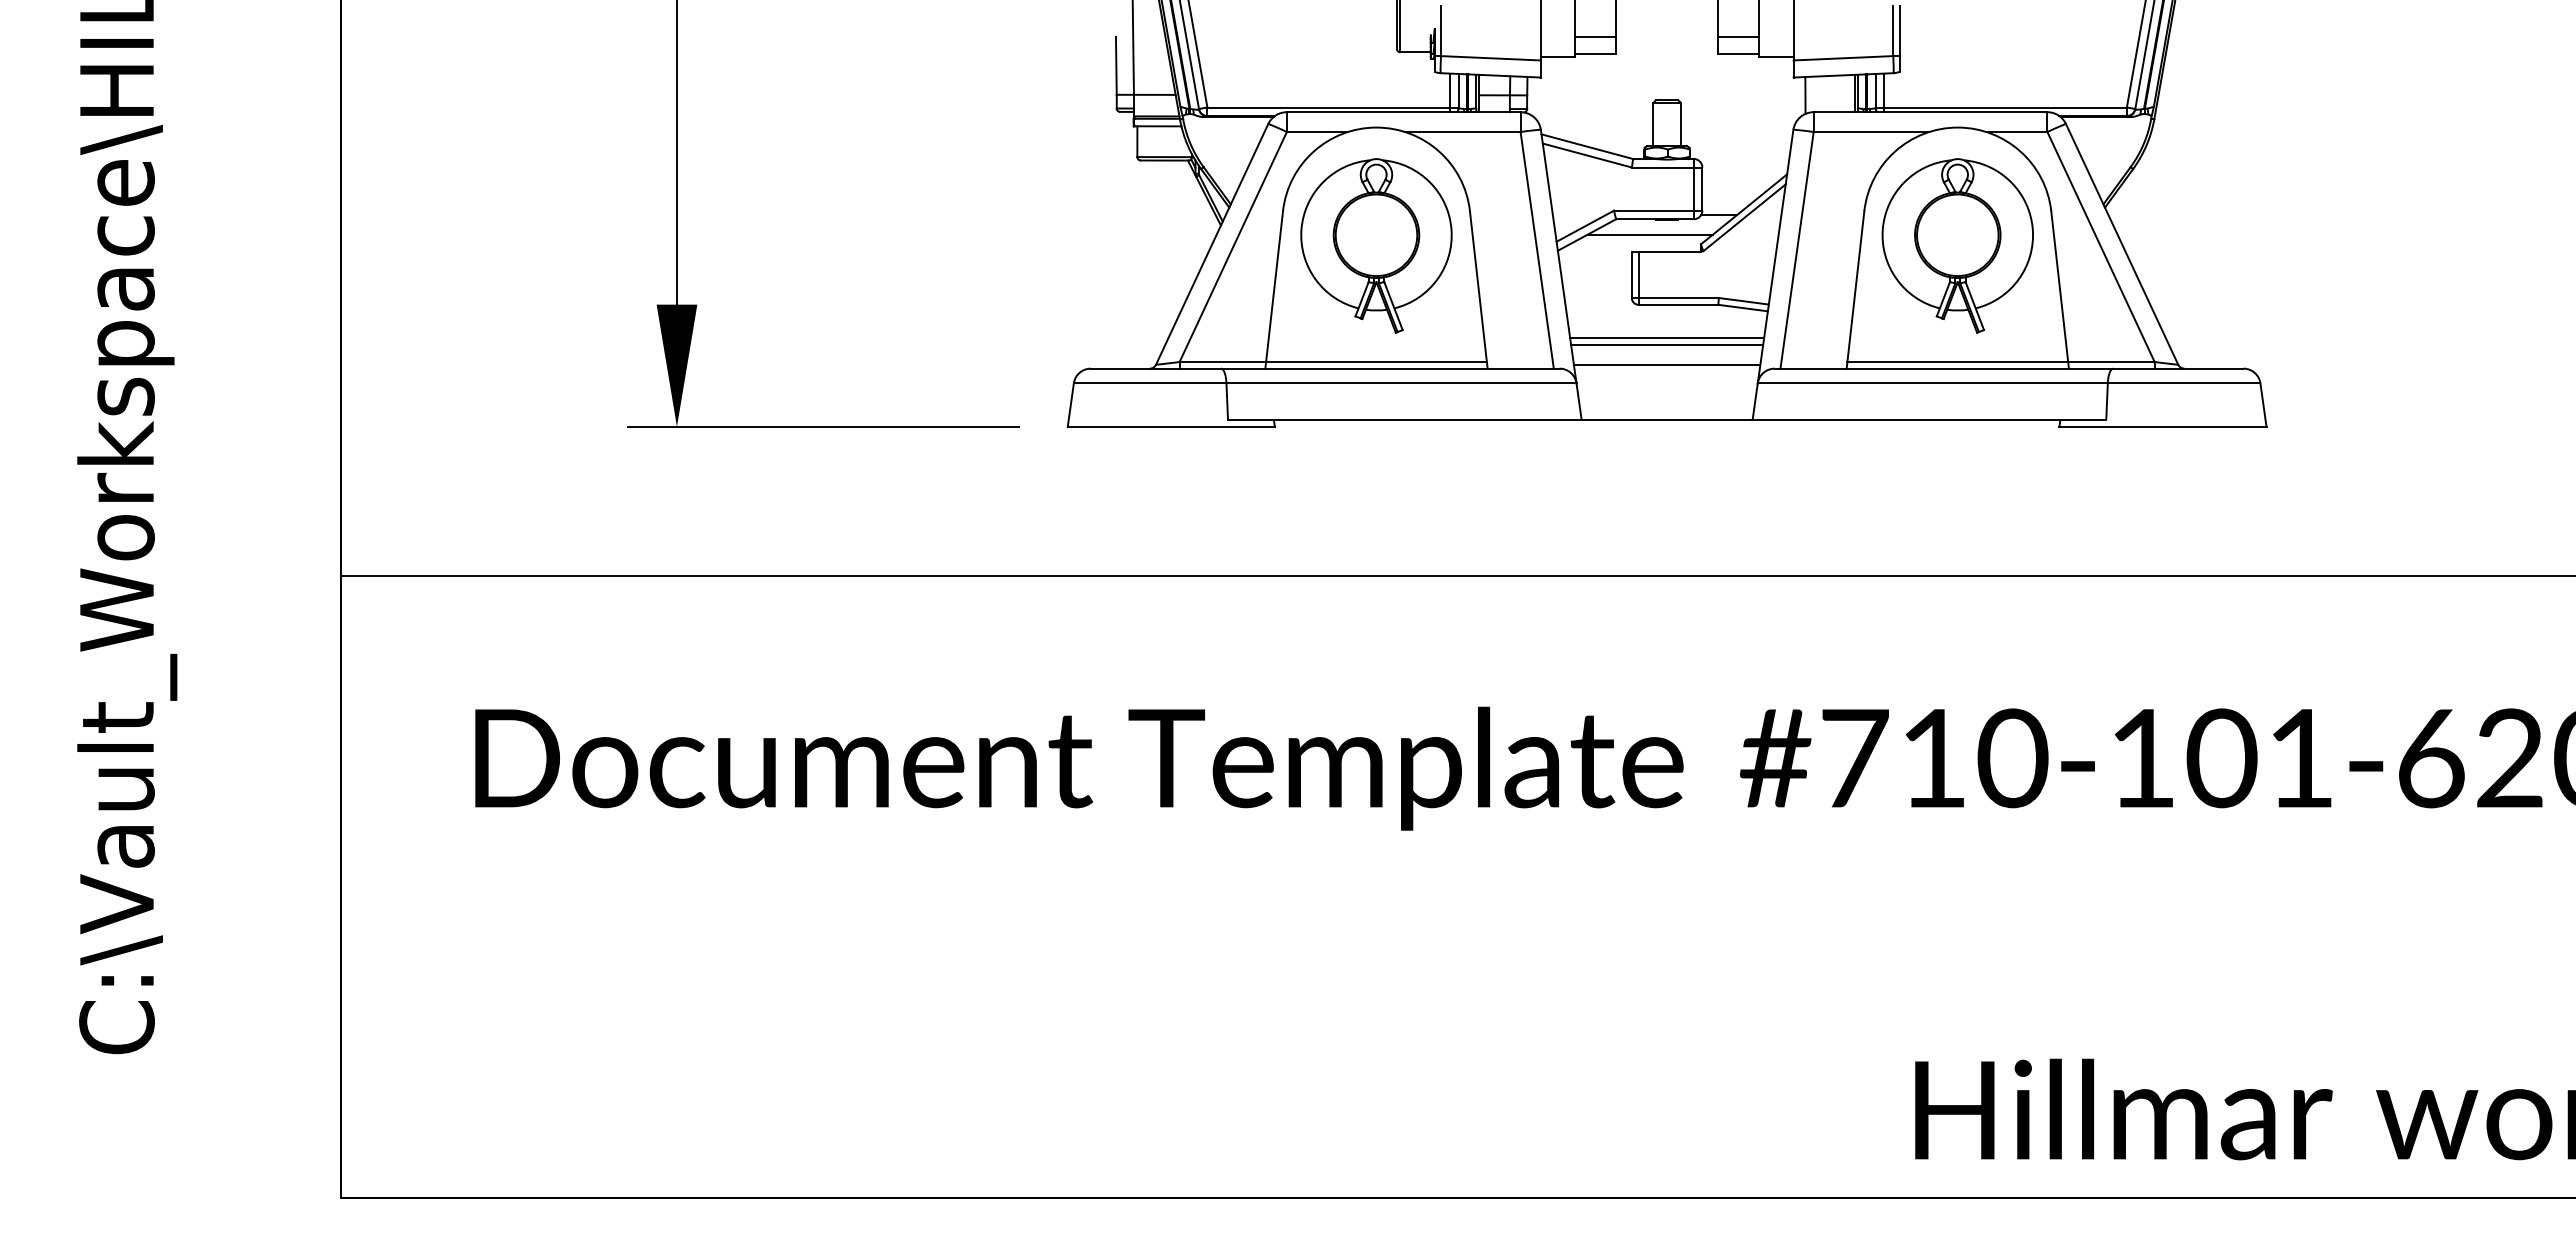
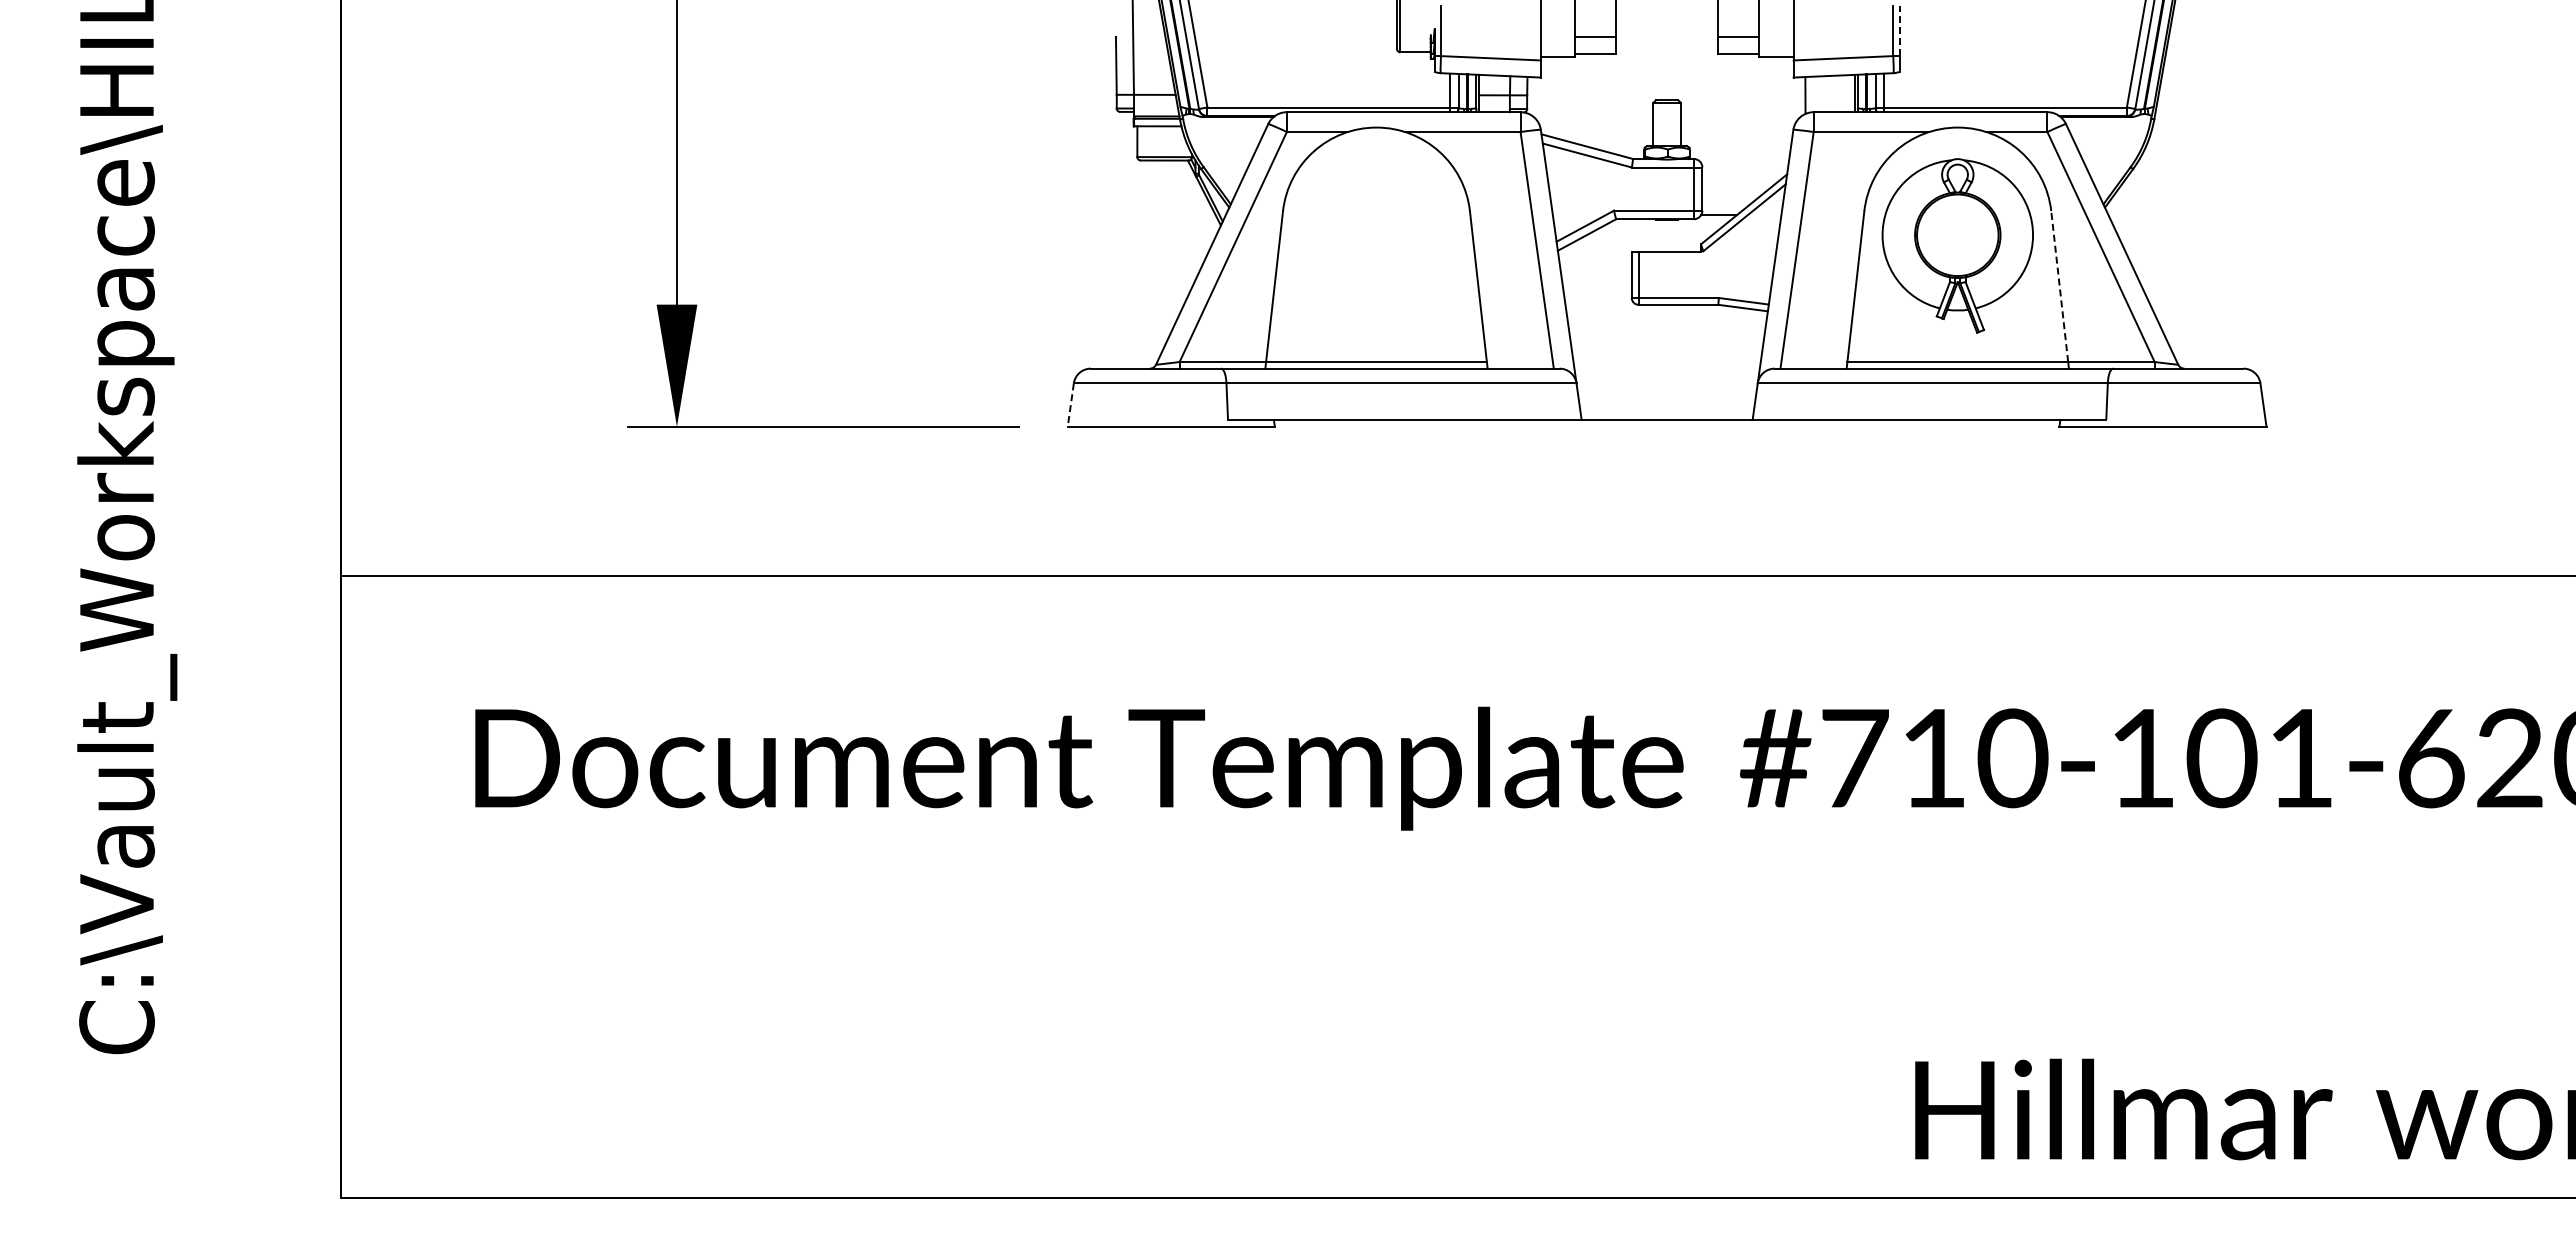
line: solid -> dashed (1899, 30)
line: present -> none (1650, 234)
part: present -> none (1376, 245)
line: solid -> dashed (2059, 286)
line: present -> none (1667, 338)
line: present -> none (1667, 344)
line: present -> none (1666, 365)
line: solid -> dashed (1070, 405)
